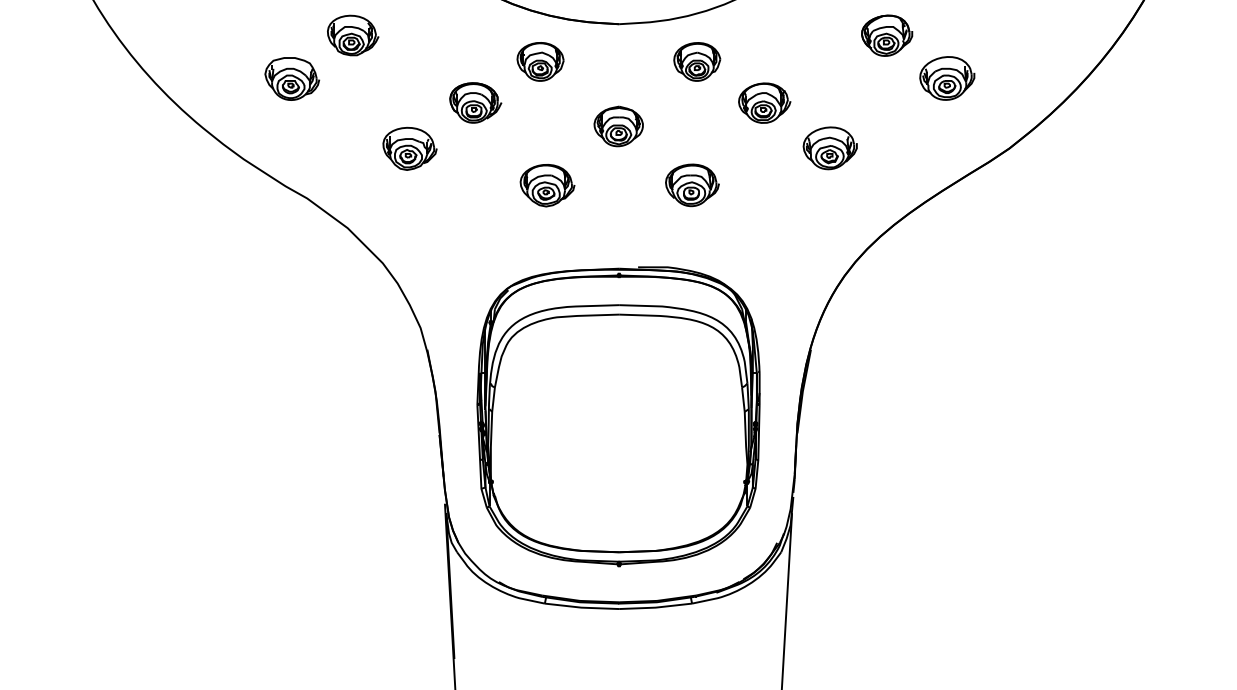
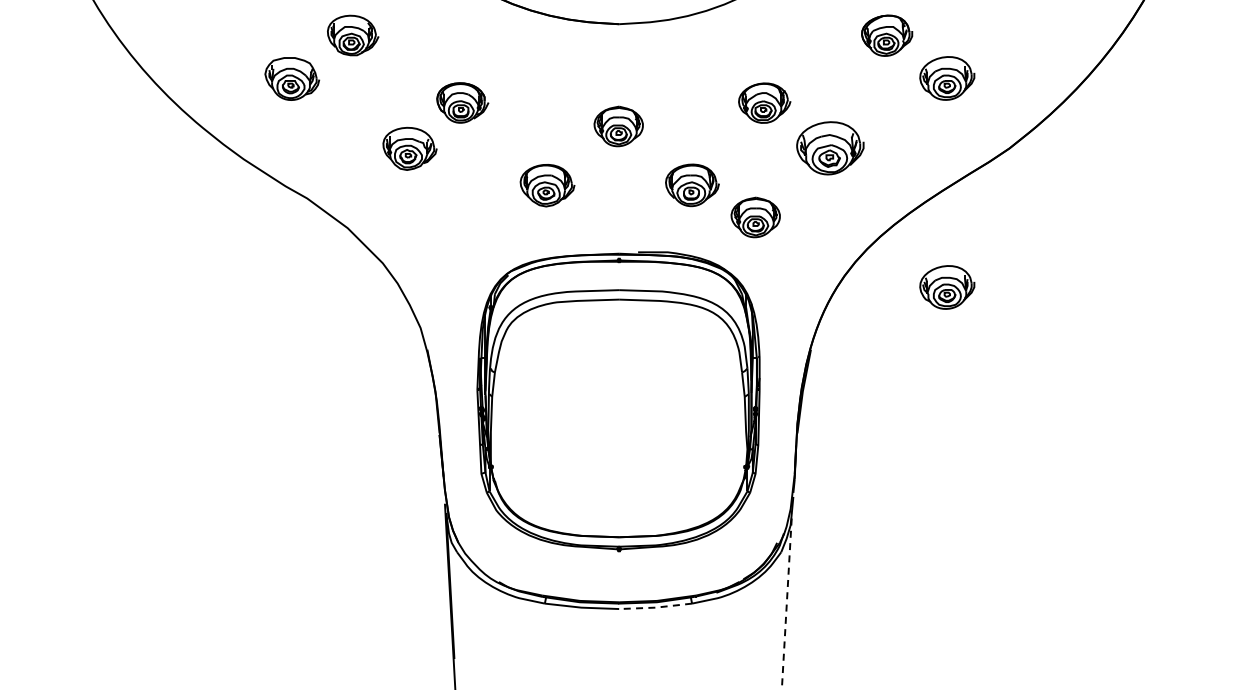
part: present -> none (540, 61)
part: present -> none (697, 61)
part position: (475, 102) -> (462, 102) (462, 102)
part size: 56x45 px -> 69x55 px (830, 148)
part: none -> present (755, 217)
part: none -> present (947, 287)
part position: (618, 416) -> (618, 401) (618, 401)
line: solid -> dashed (786, 600)
line: solid -> dashed (655, 607)
